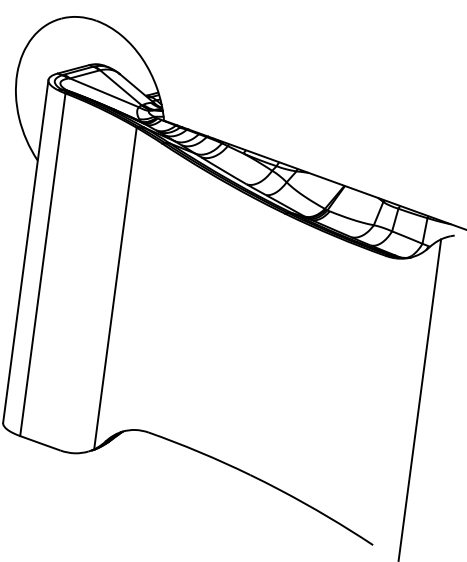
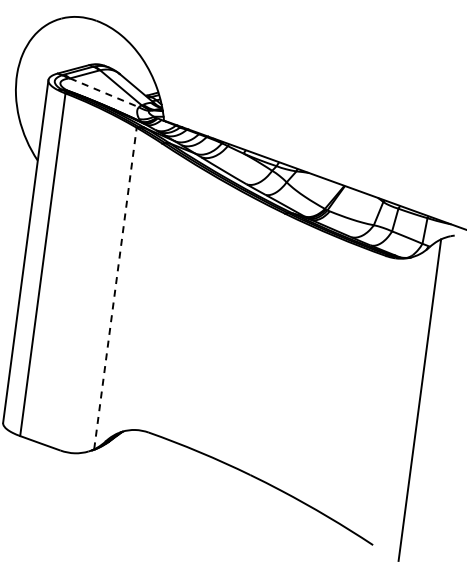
line: solid -> dashed (104, 93)
line: solid -> dashed (115, 288)
